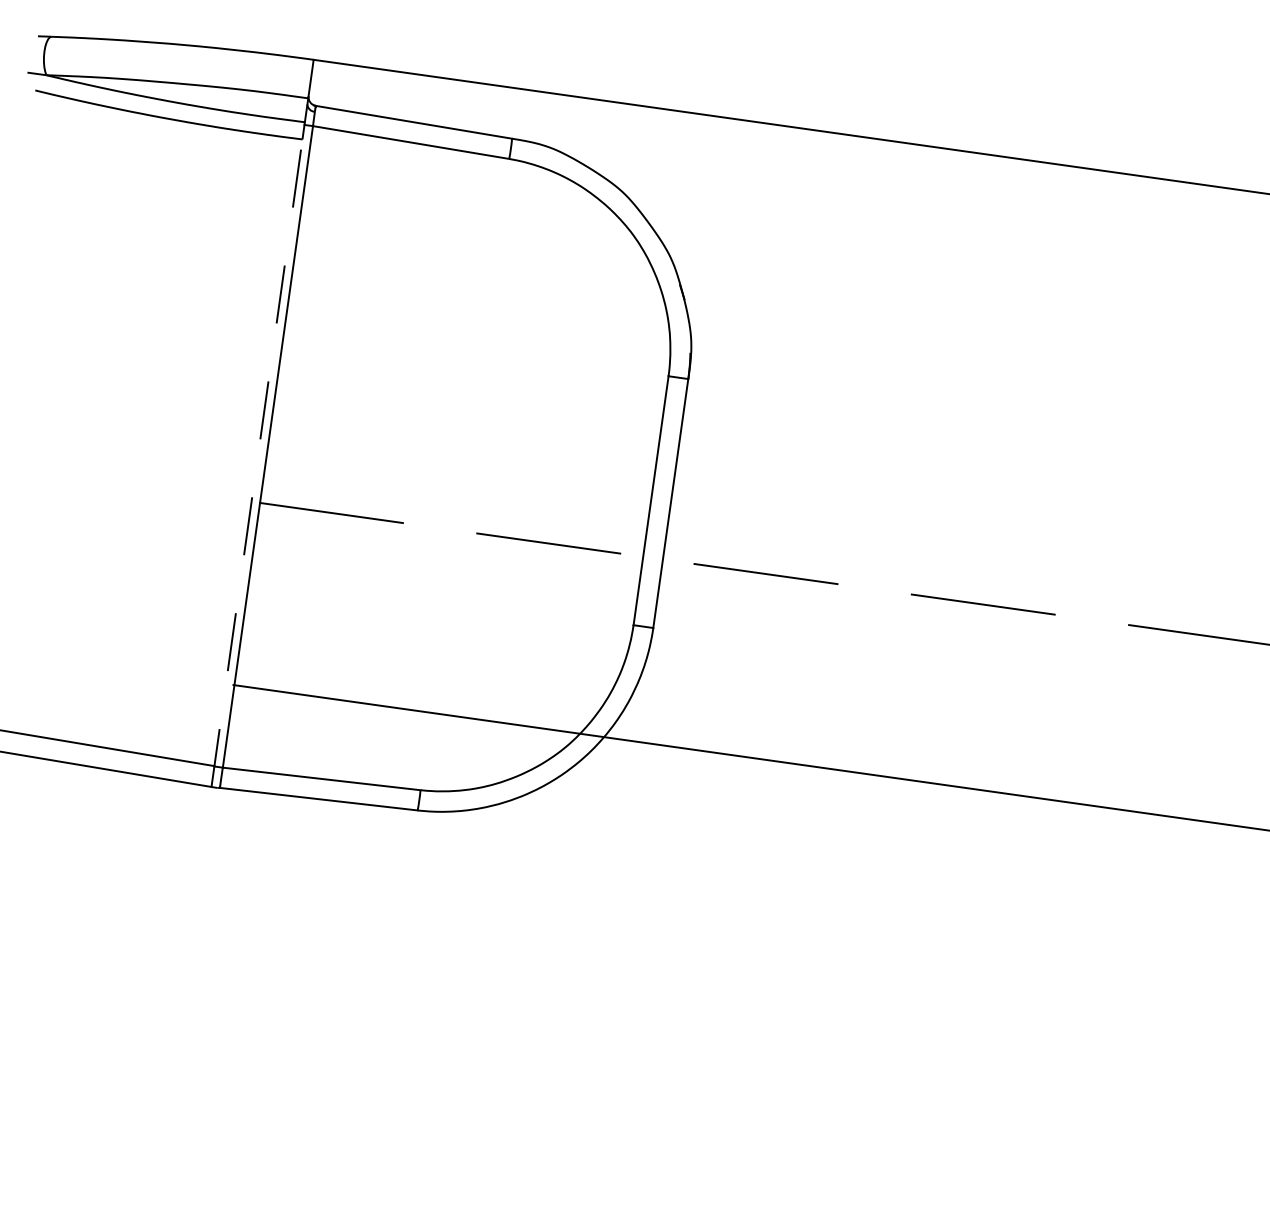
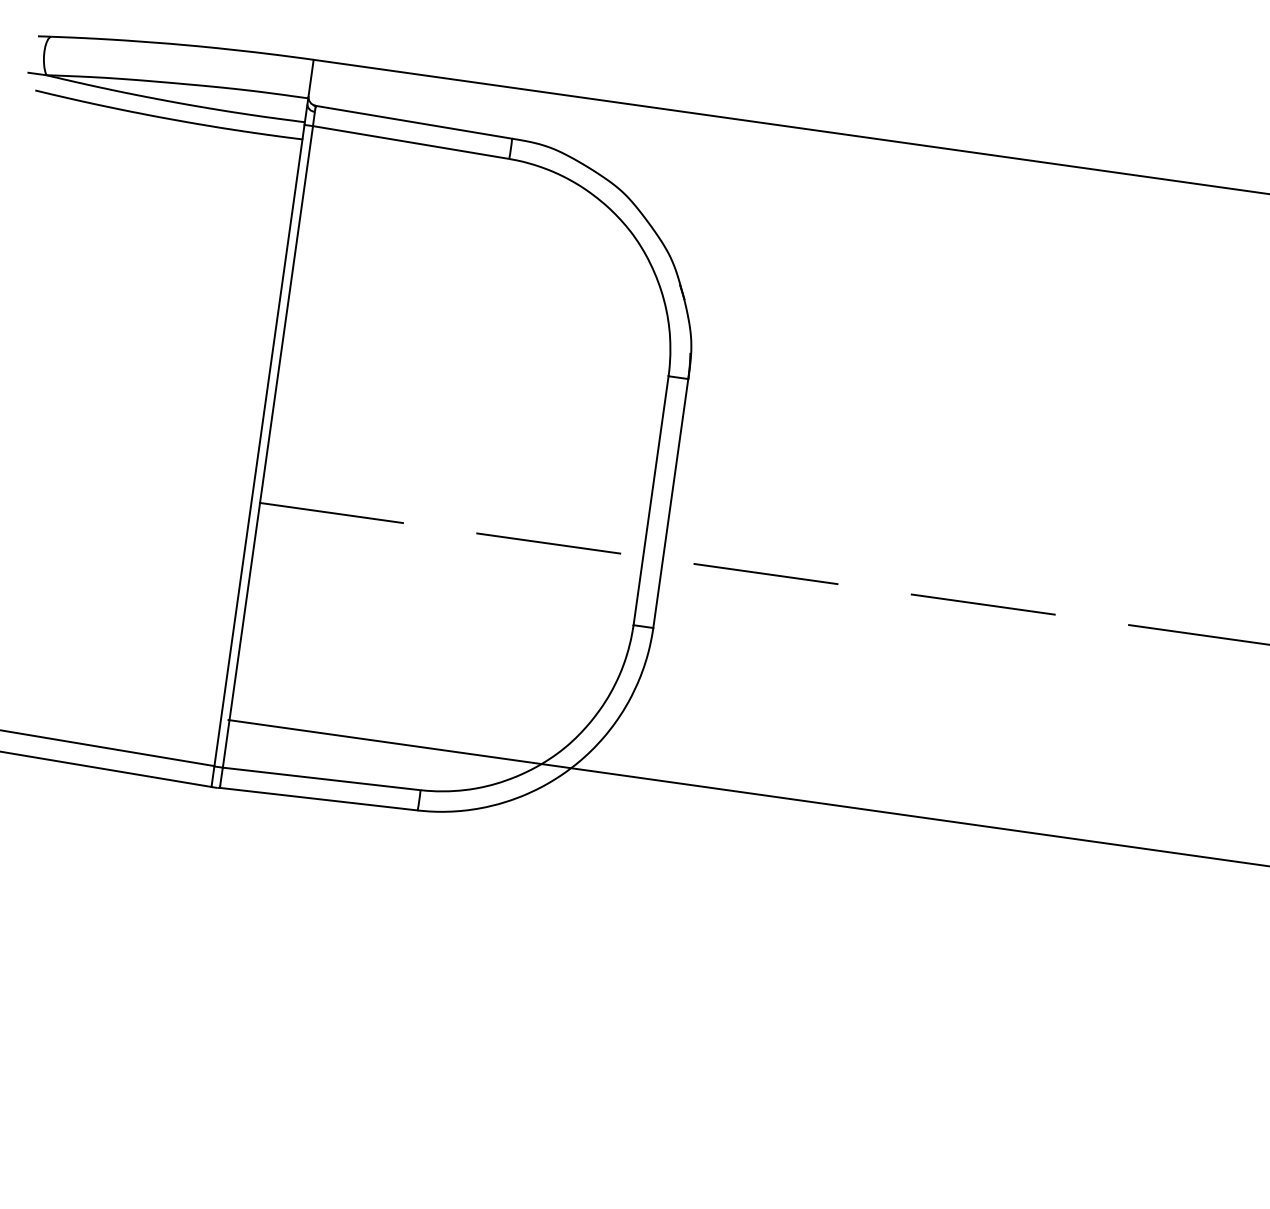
line: dashed -> solid (257, 463)
line position: (749, 757) -> (747, 792) (747, 792)
